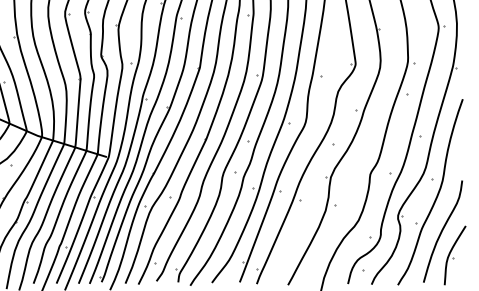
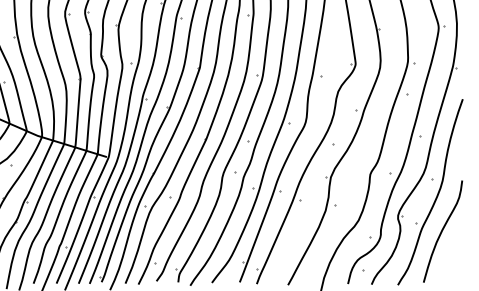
part: present -> none (454, 255)
